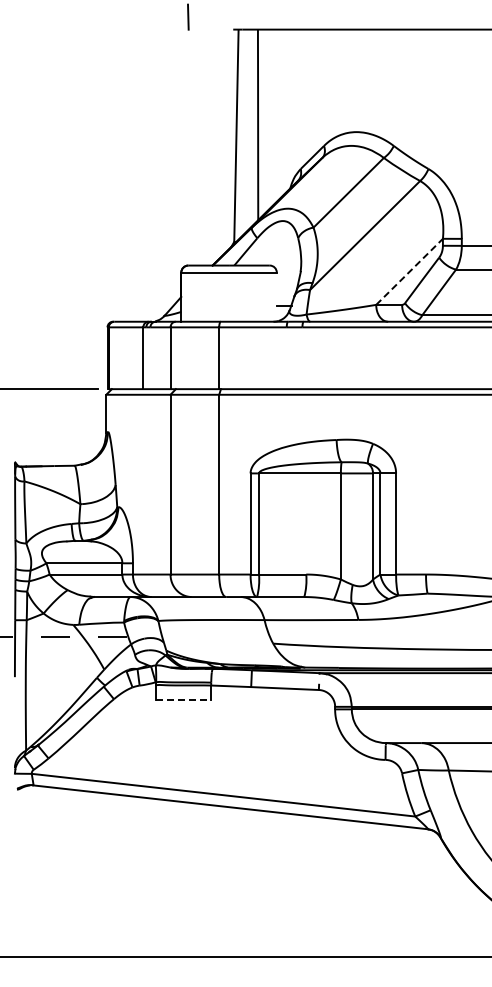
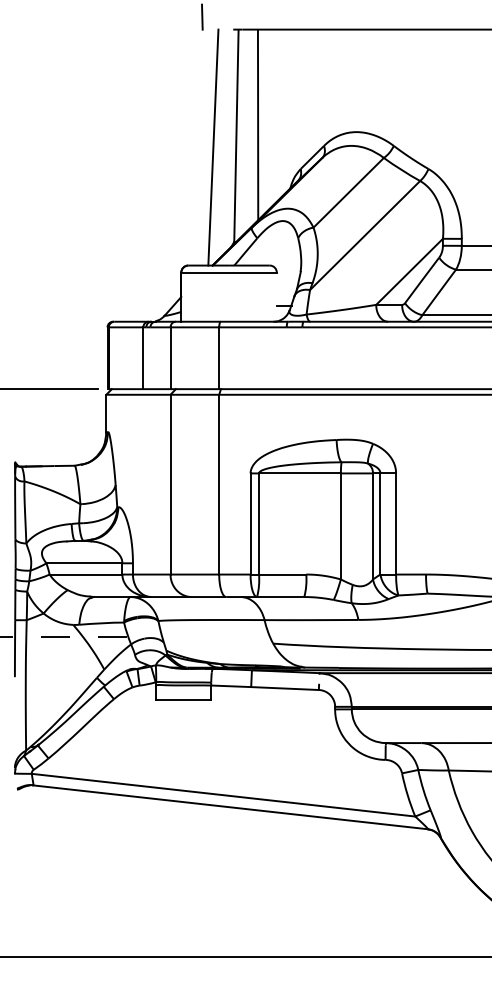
line position: (188, 16) -> (202, 16) (202, 16)
line: none -> present (213, 147)
line: dashed -> solid (409, 271)
line: dashed -> solid (184, 700)
